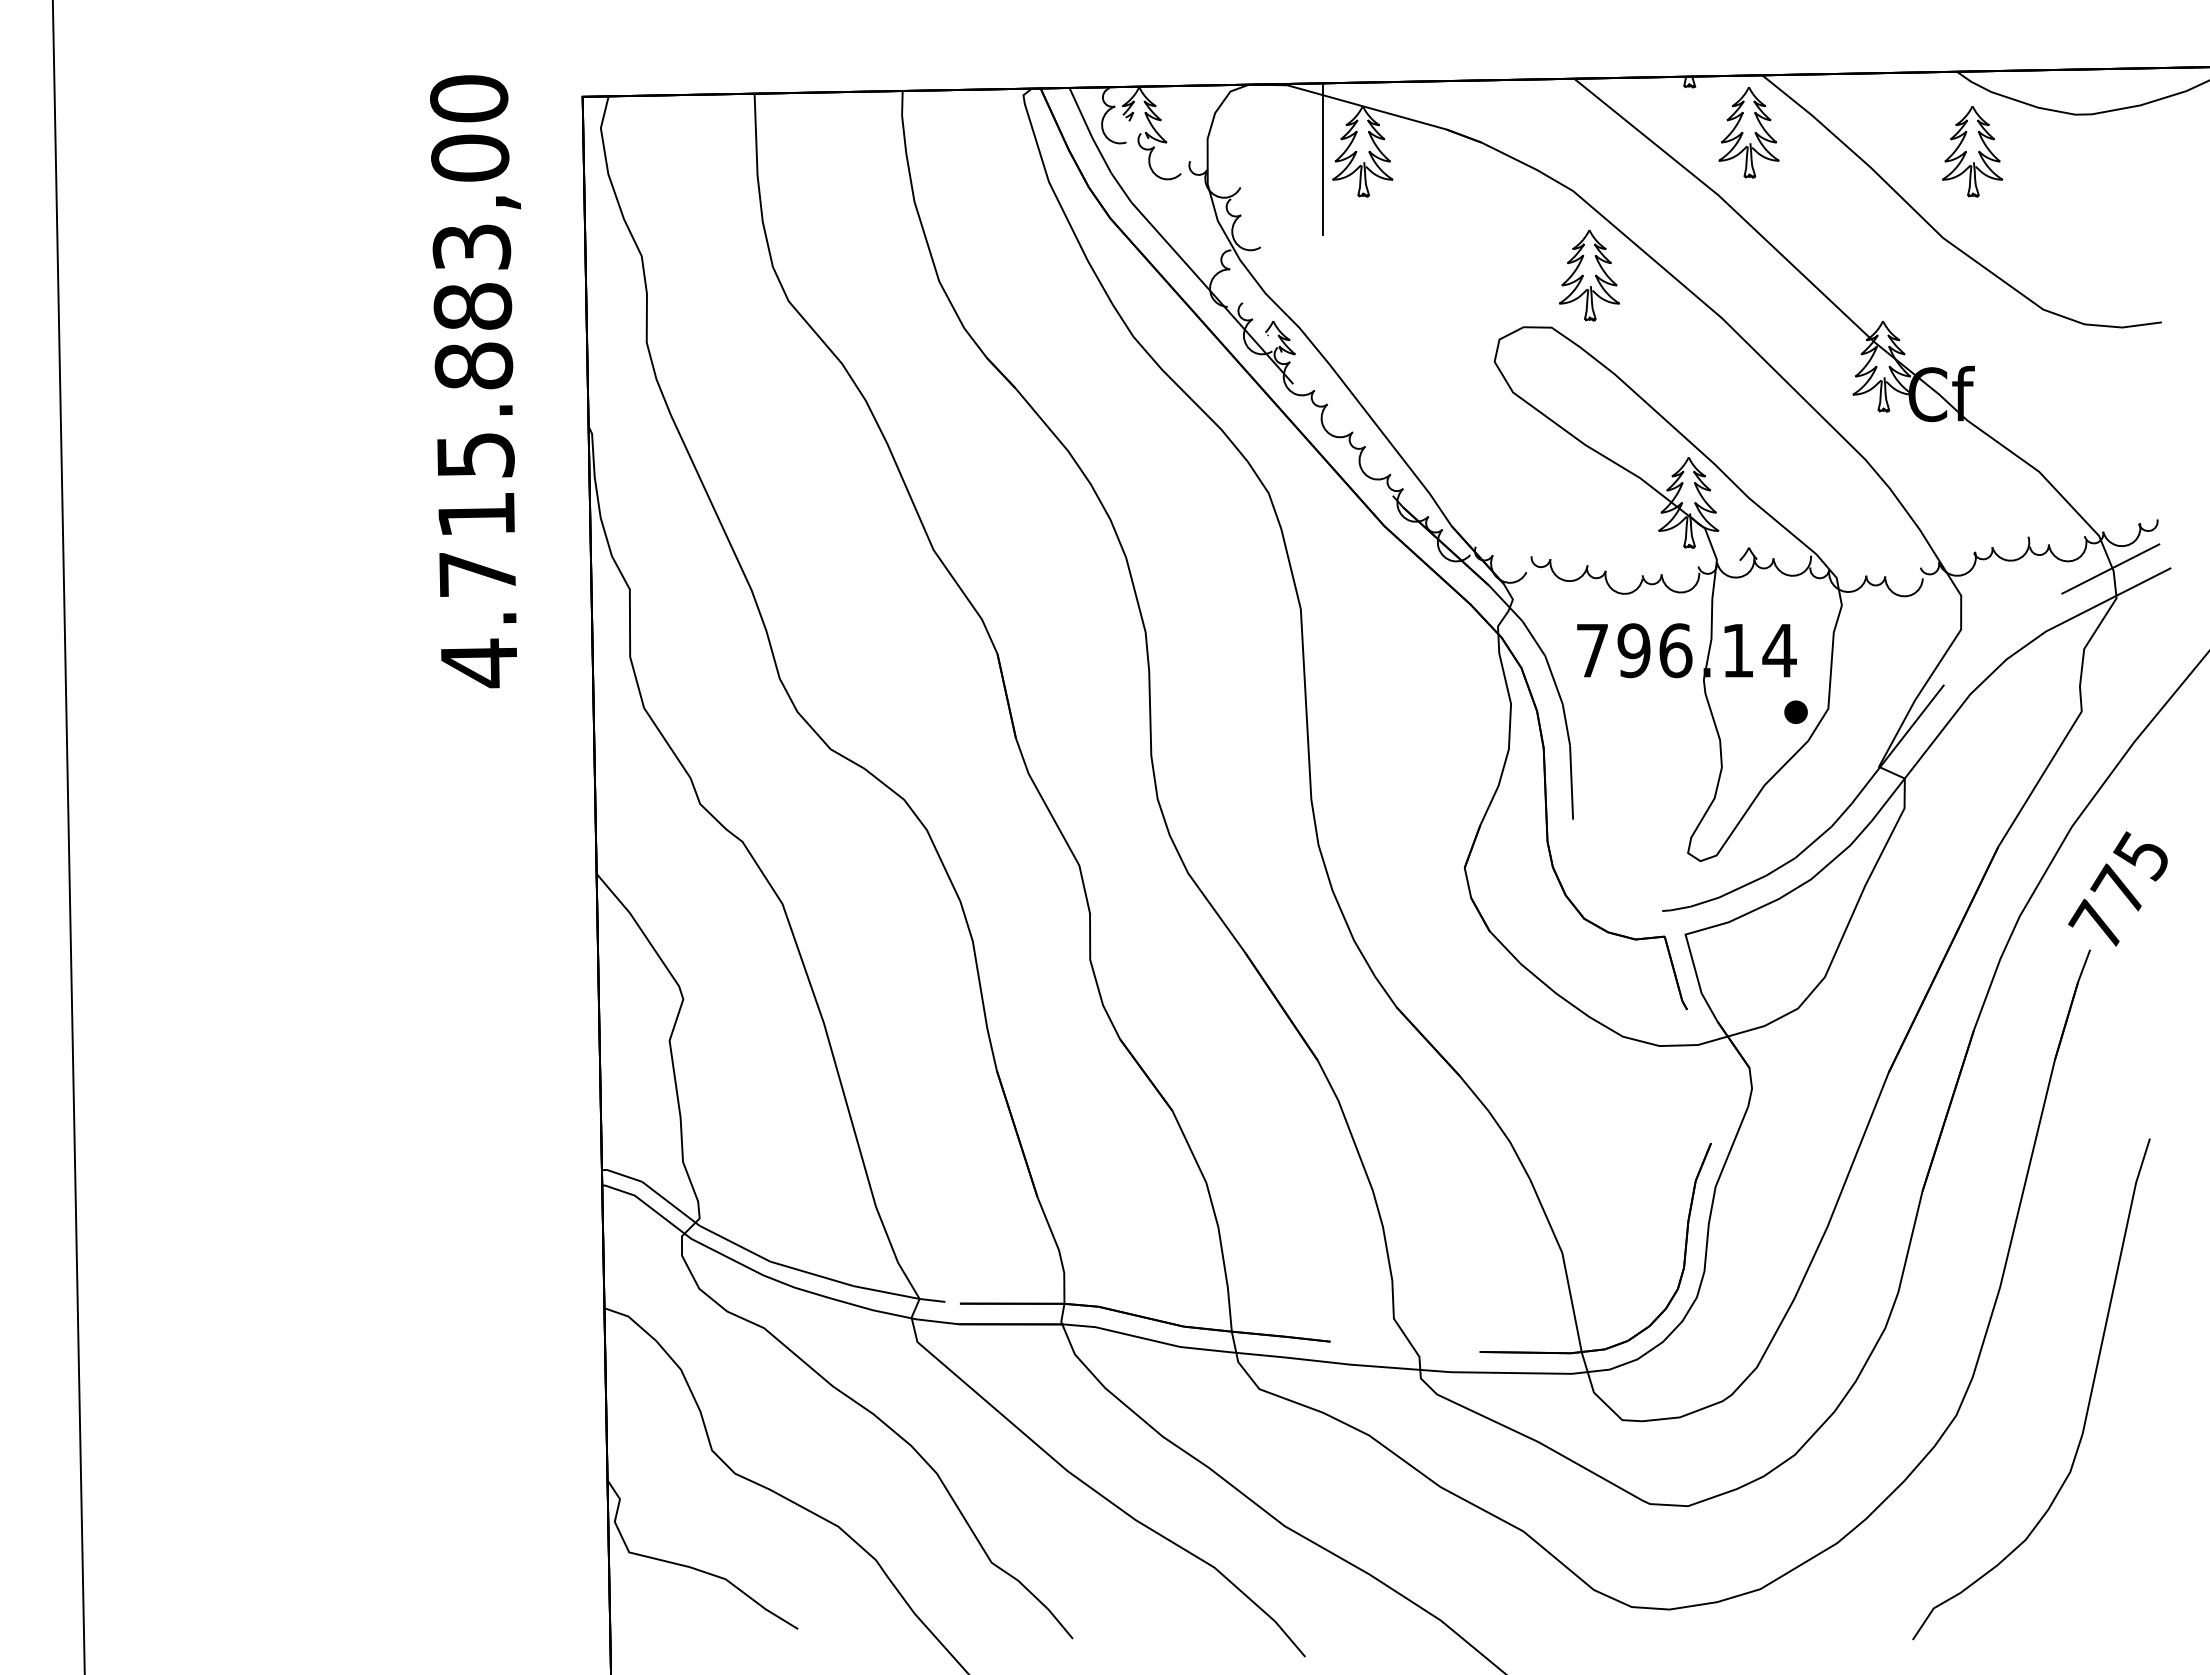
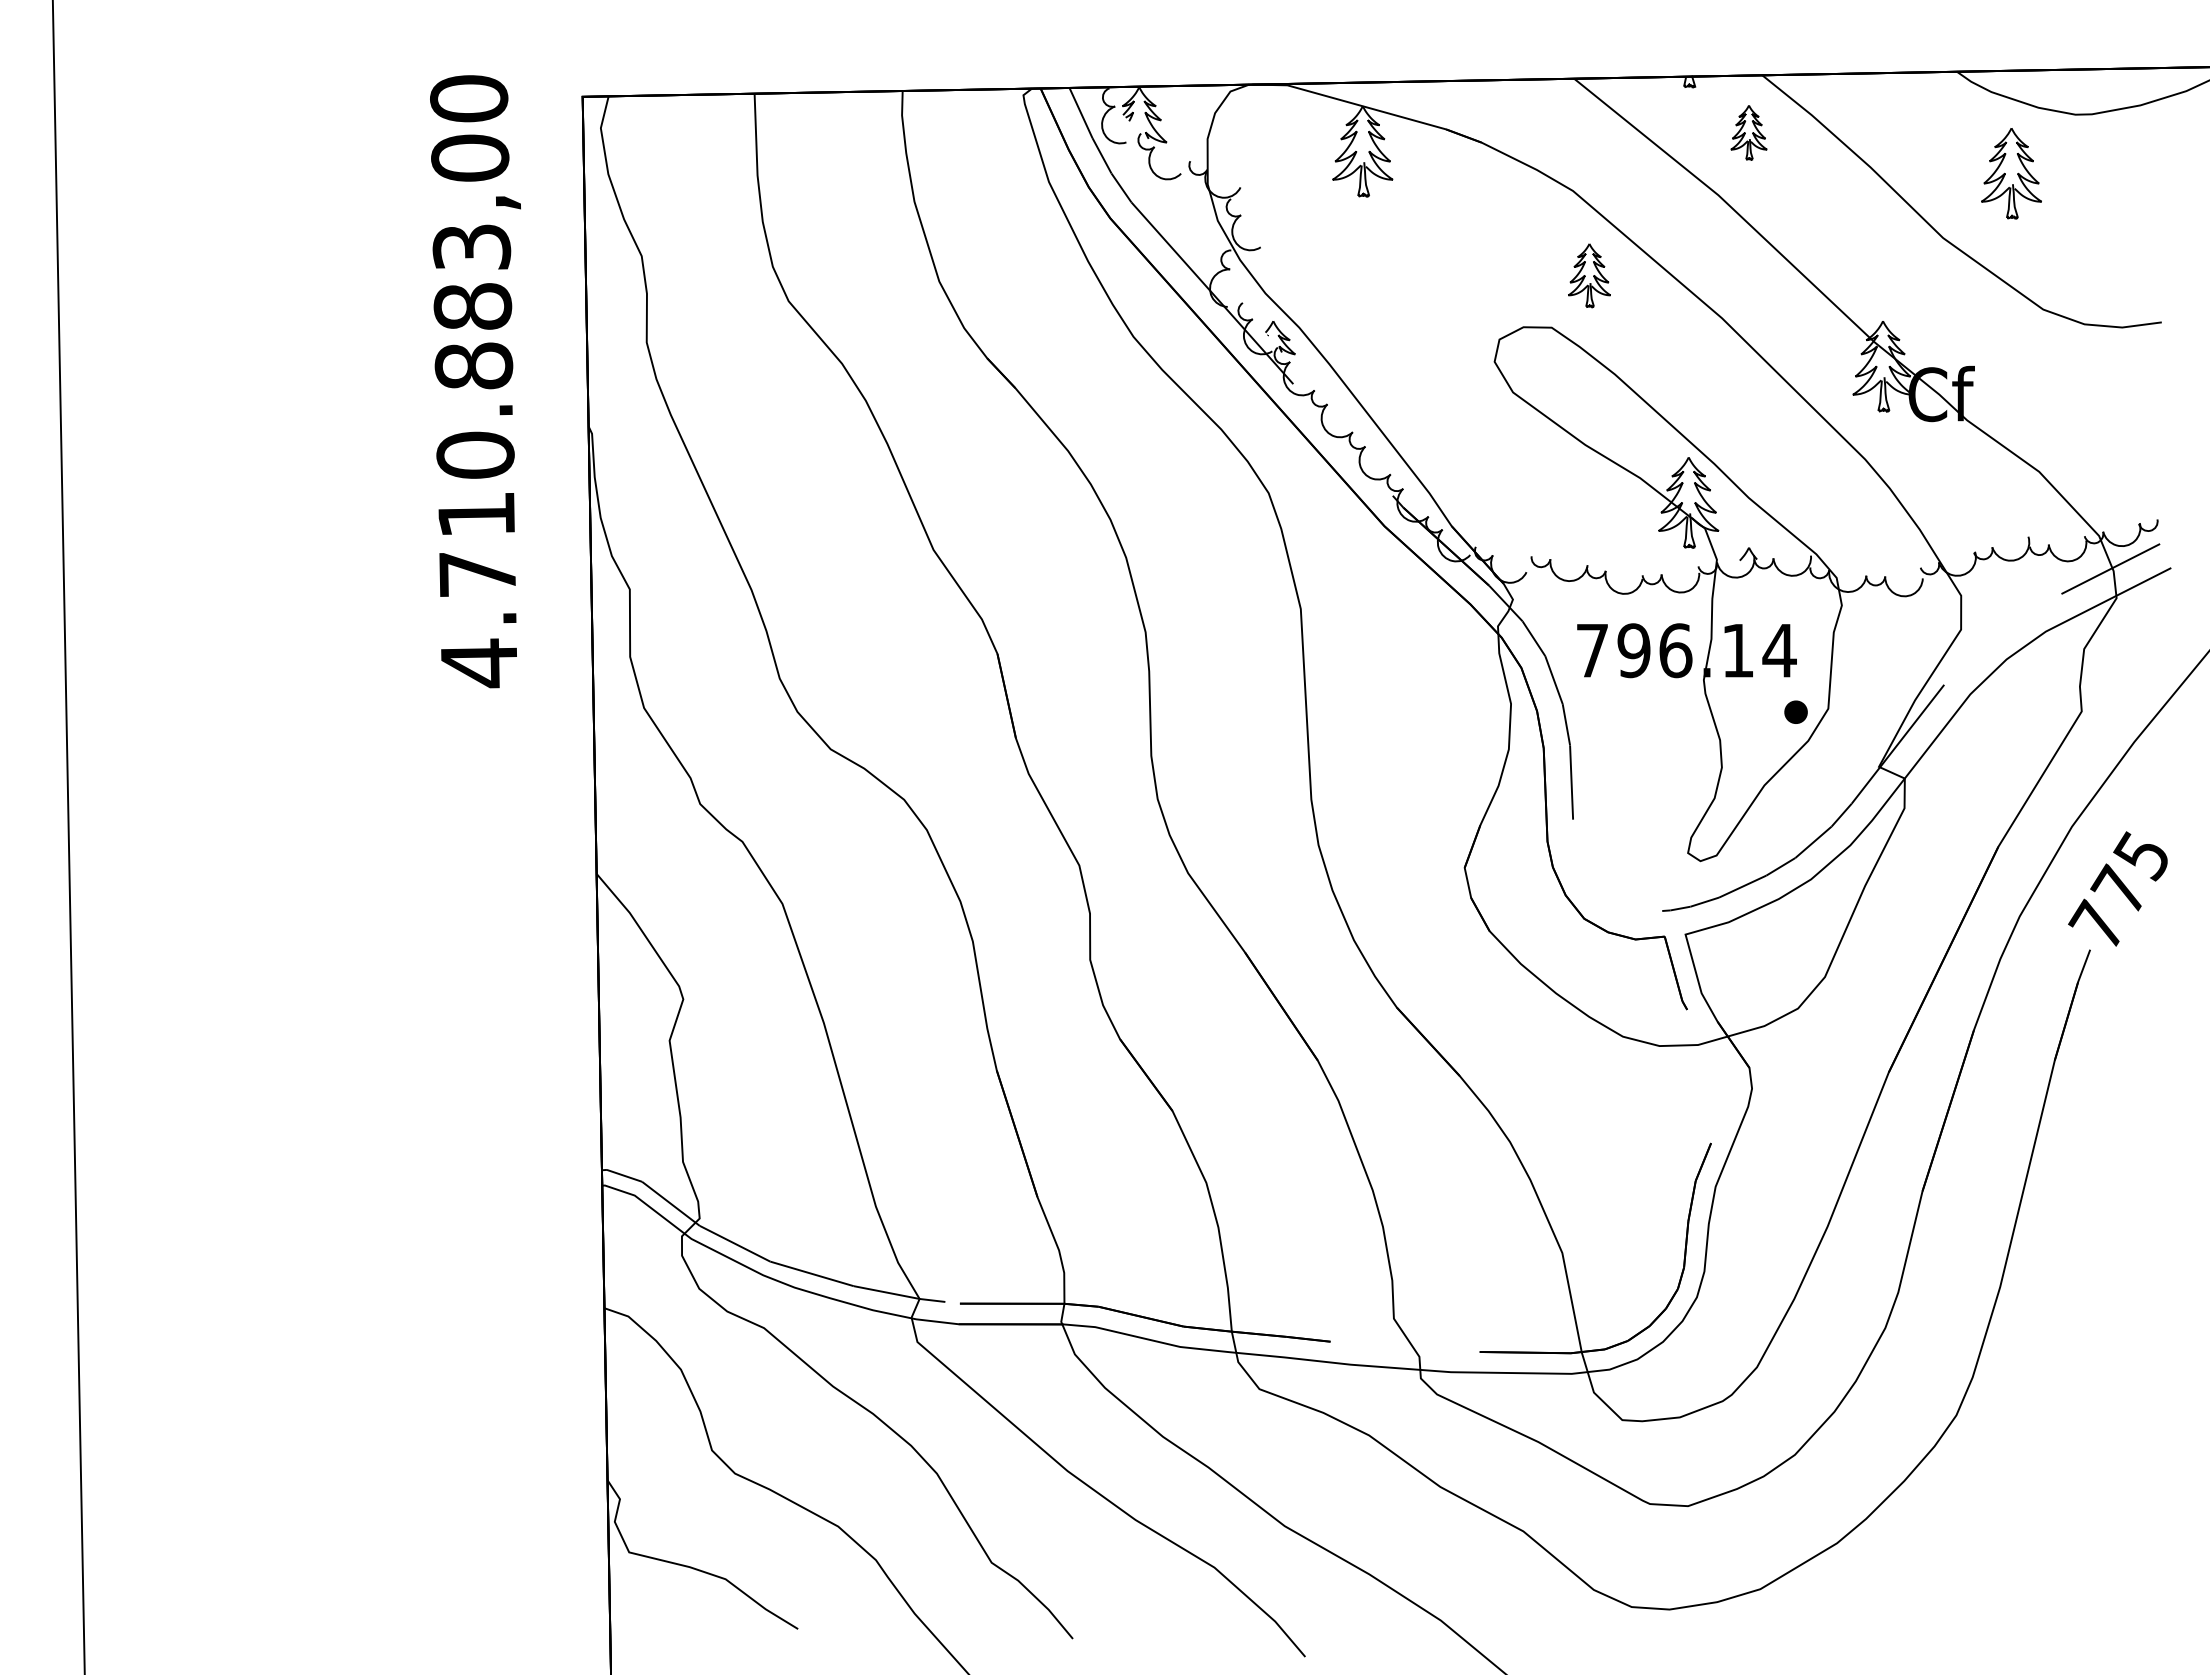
part size: 62x92 px -> 38x56 px (1748, 132)
part position: (1972, 151) -> (2011, 173) (2011, 173)
line: present -> none (1322, 158)
part size: 61x92 px -> 43x66 px (1589, 275)
text: 4.715.883,00 -> 4.710.883,00 (475, 454)
curve: present -> none (2088, 1400)
